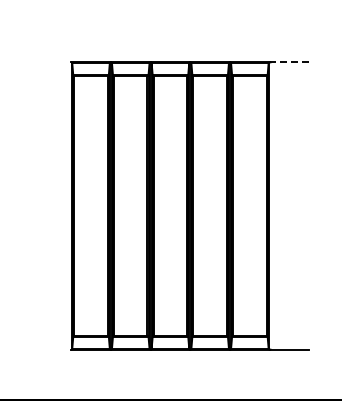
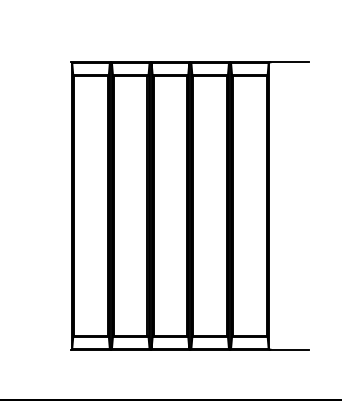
line: dashed -> solid (289, 62)
